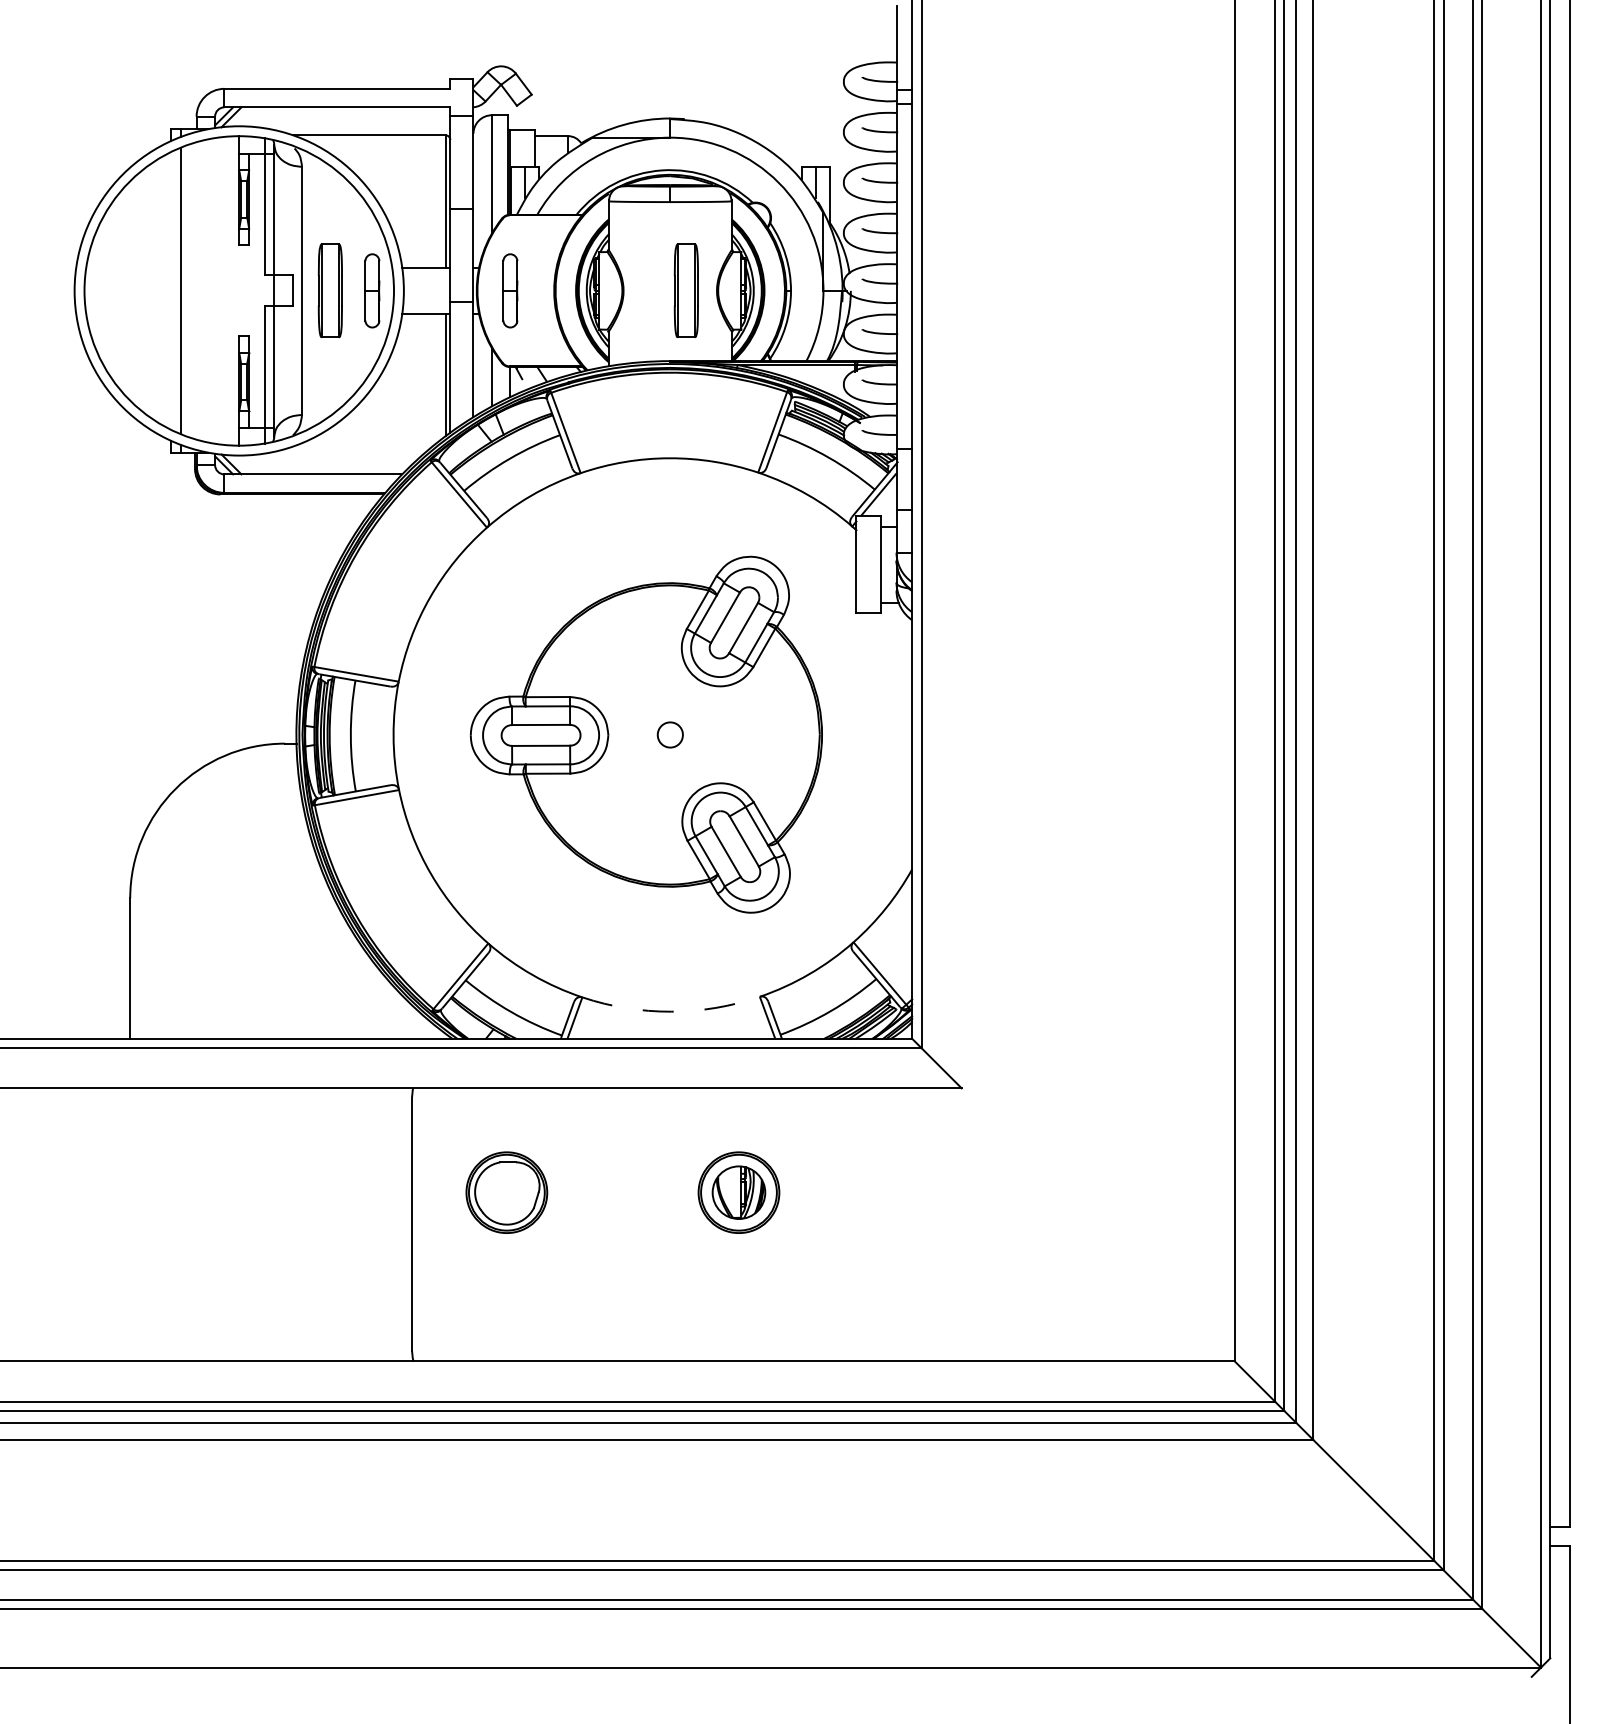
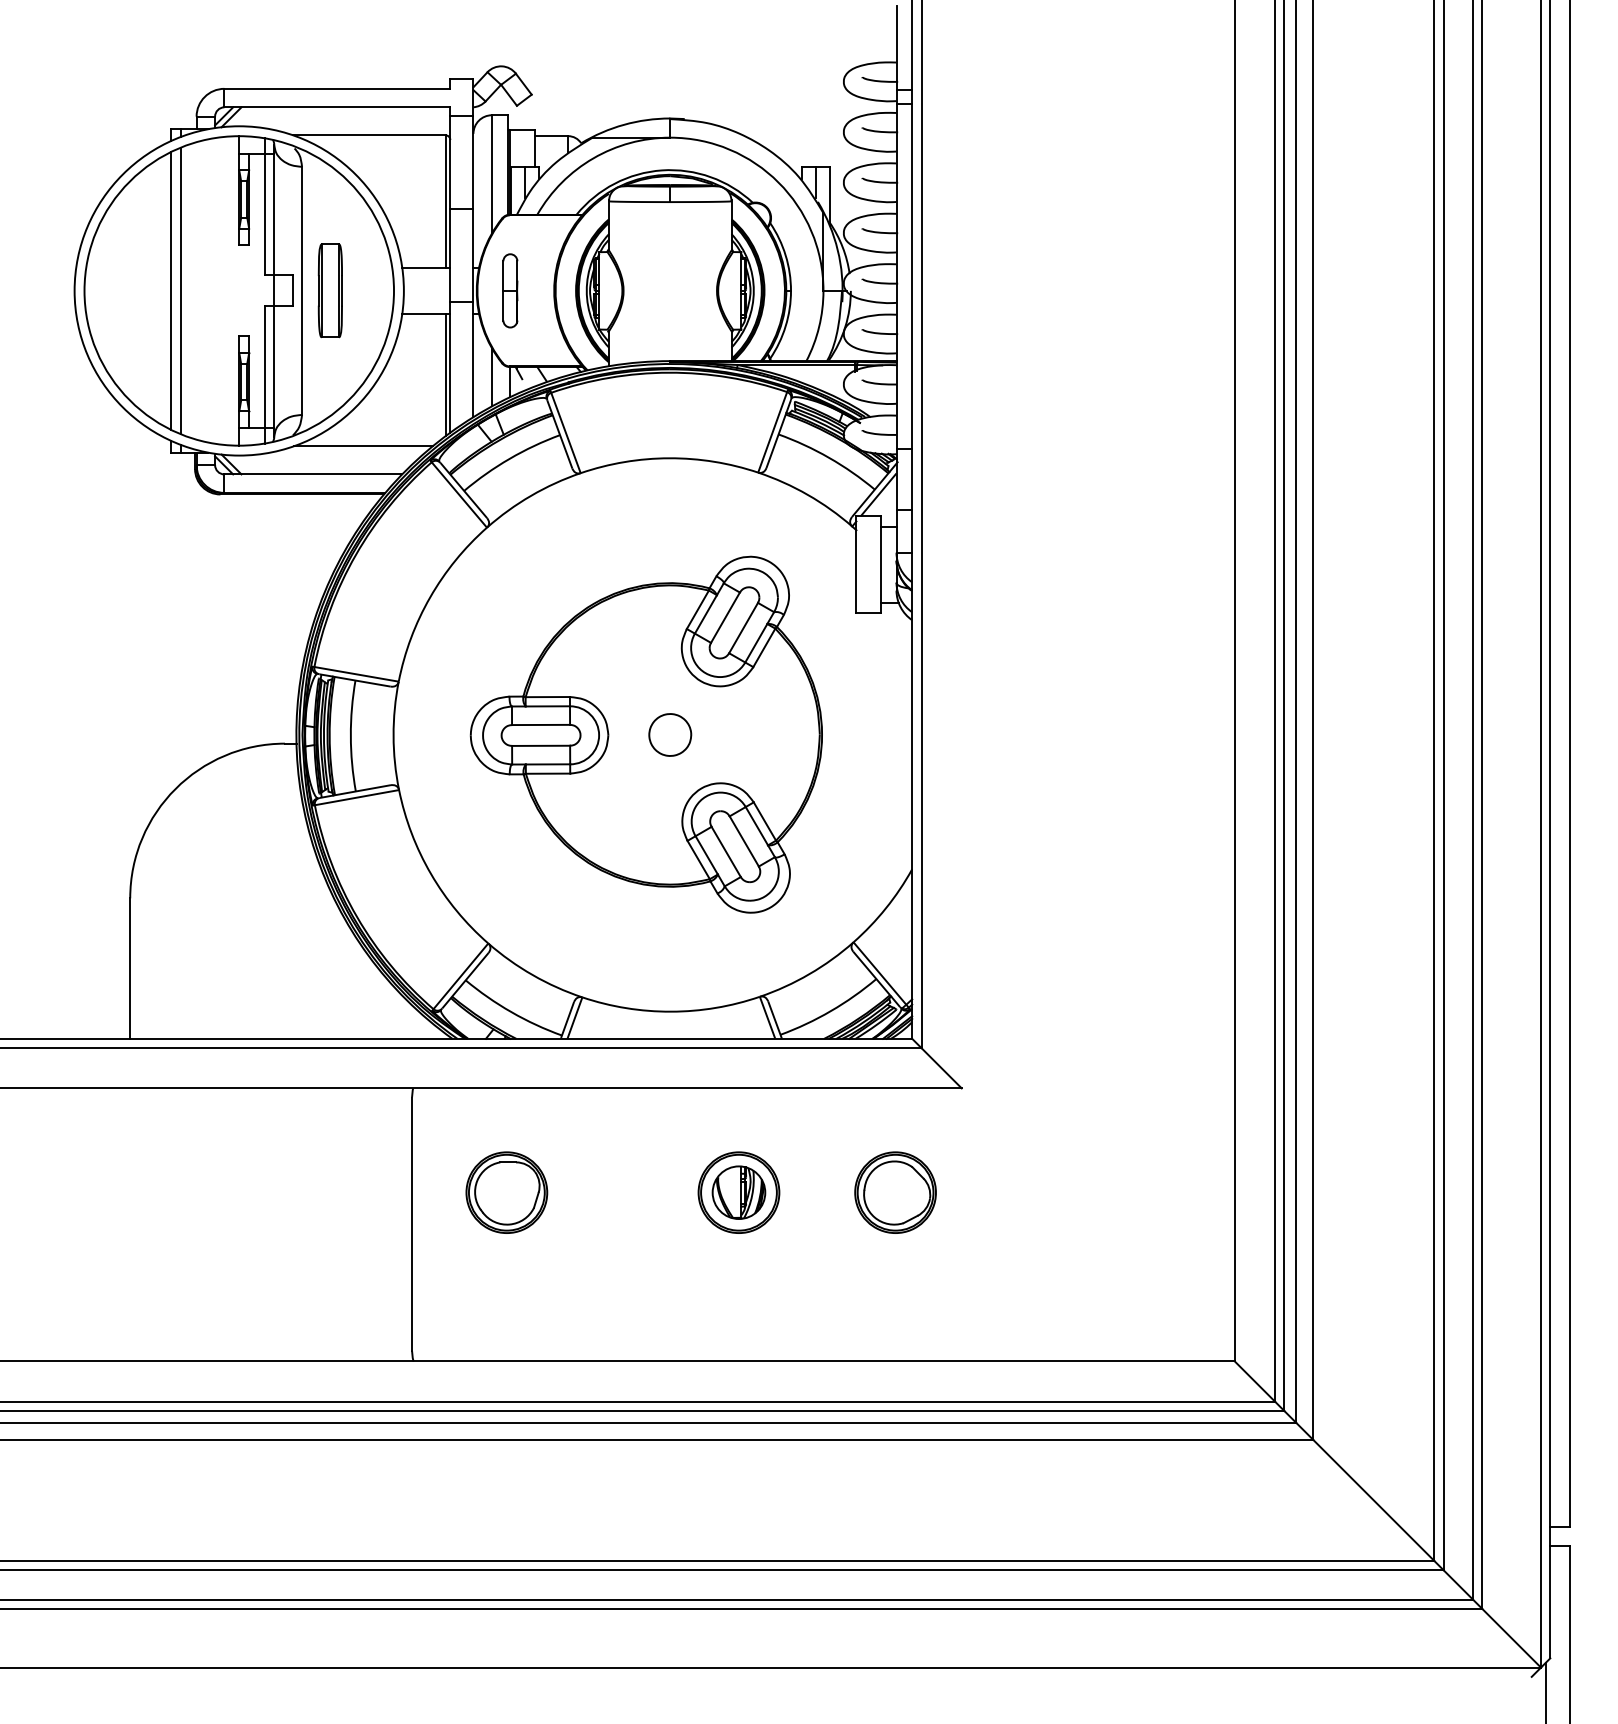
line: none -> present (170, 290)
part: present -> none (372, 290)
part: present -> none (685, 290)
line: none -> present (362, 446)
part size: 28x28 px -> 45x44 px (670, 734)
arc: dashed -> solid (671, 1011)
part: none -> present (895, 1192)
line: none -> present (1545, 1691)
